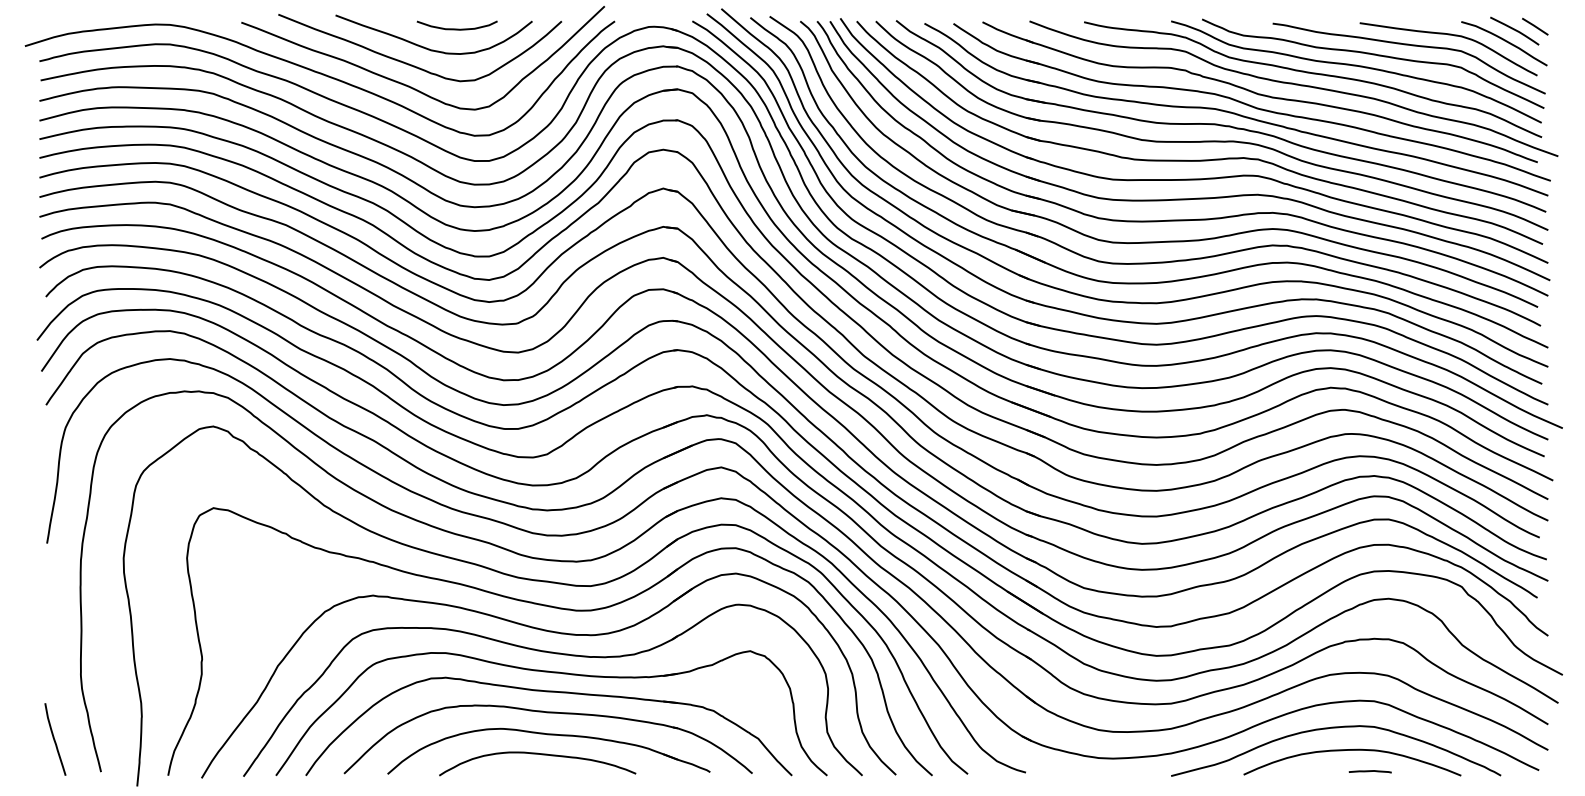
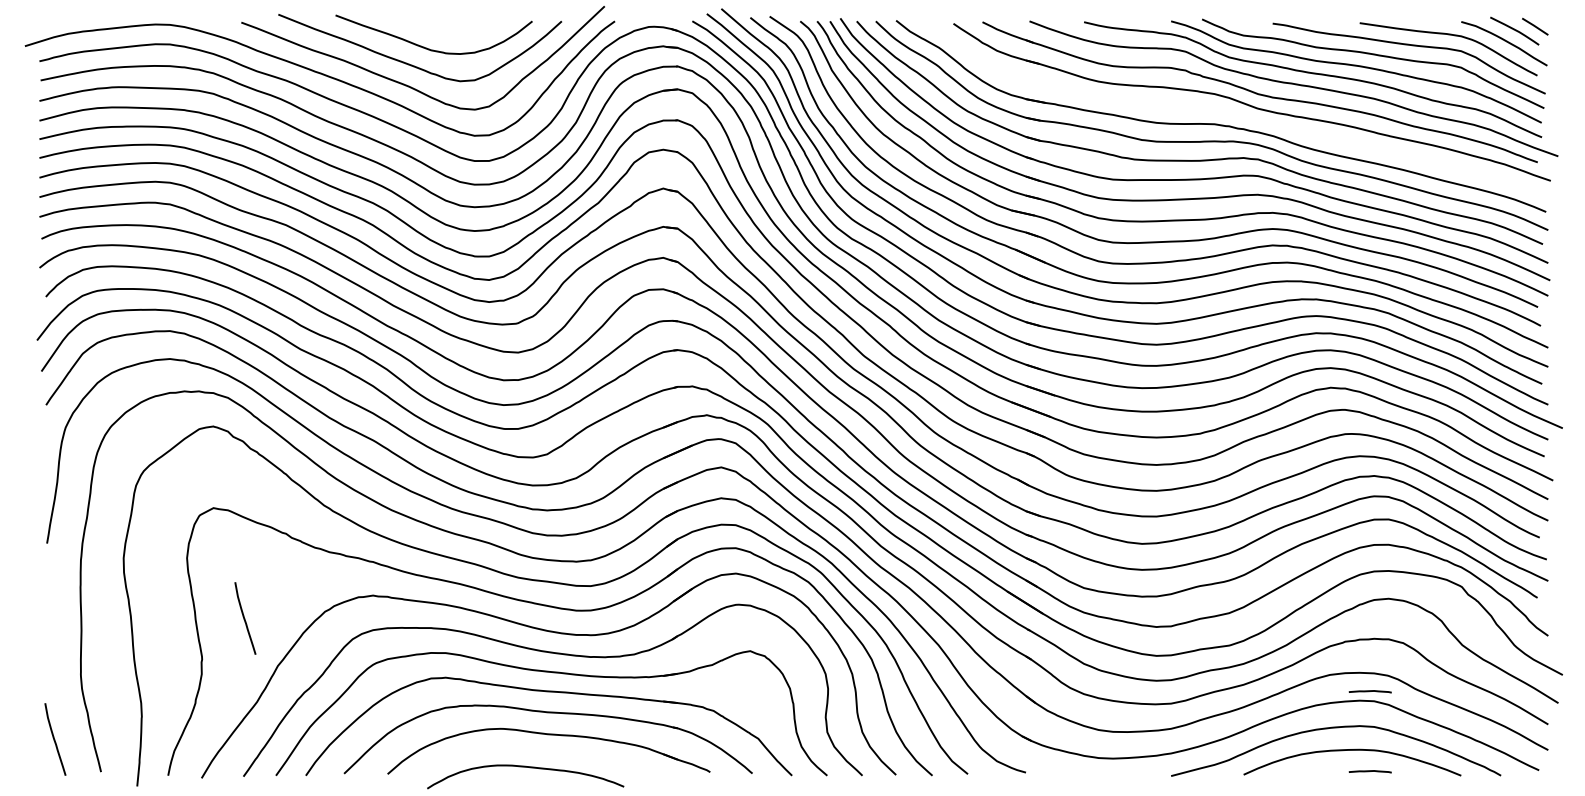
curve: present -> none (456, 28)
part: present -> none (1236, 109)
curve: none -> present (245, 618)
line: none -> present (1369, 691)
curve position: (537, 754) -> (525, 767) (525, 767)
